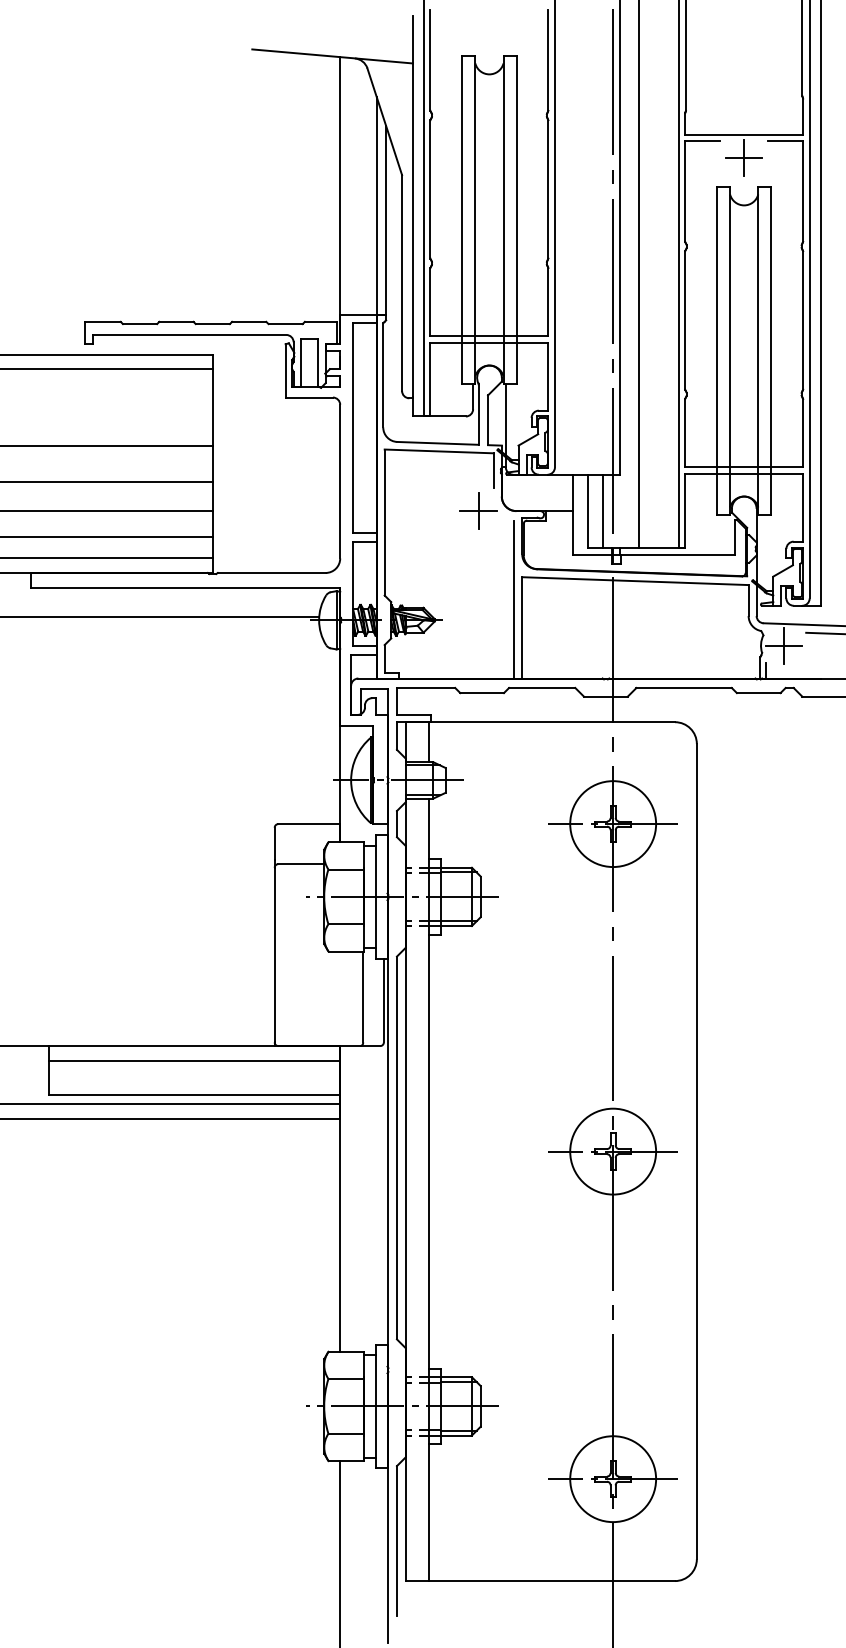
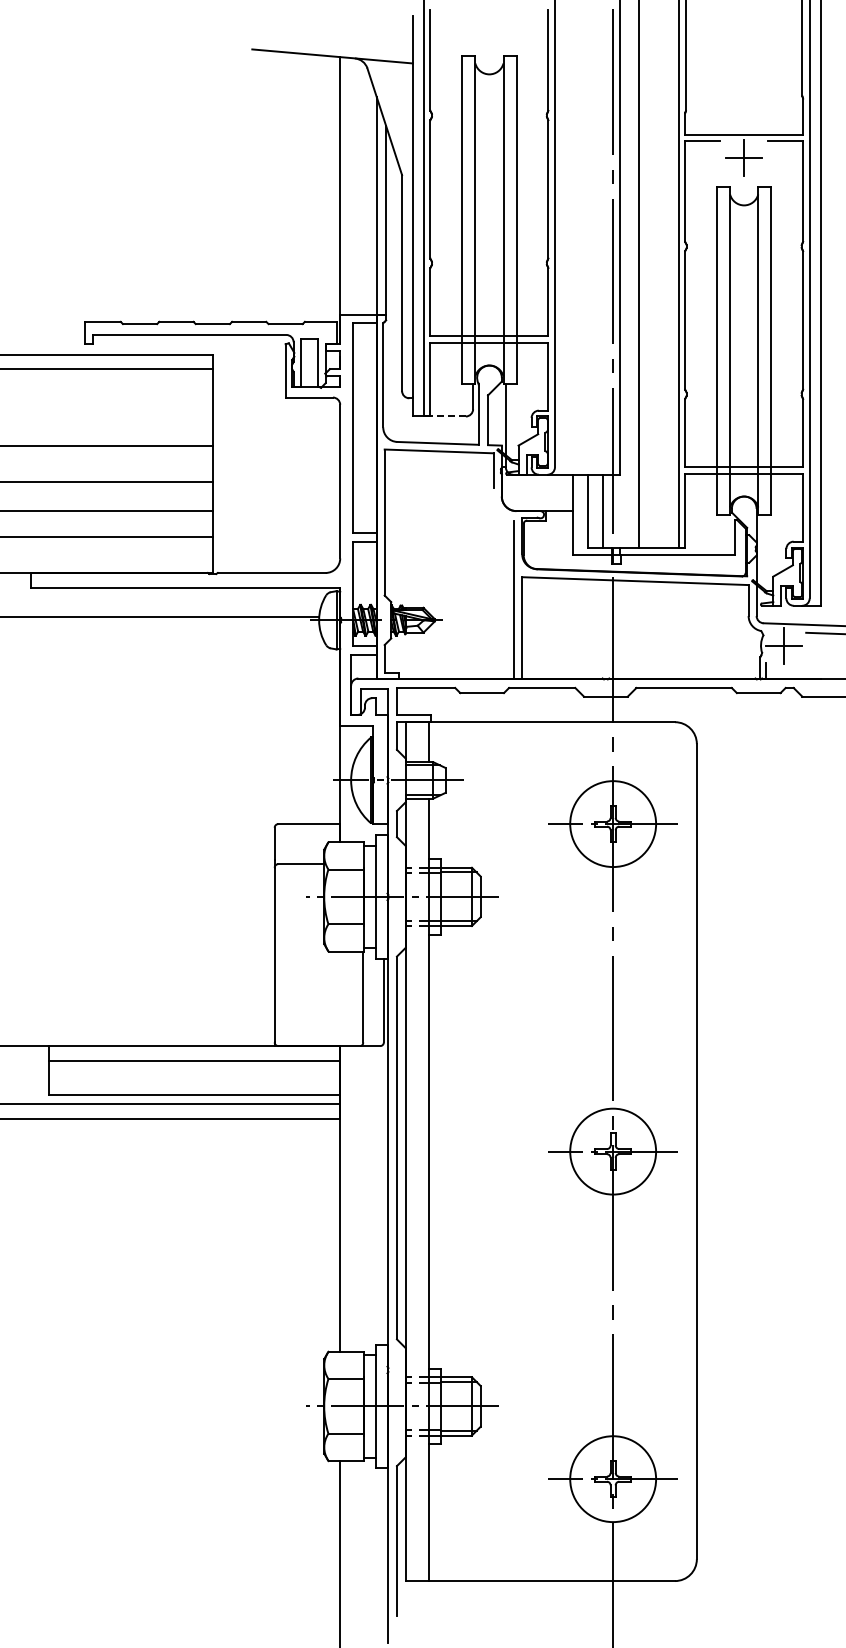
line: solid -> dashed (446, 416)
part: present -> none (478, 510)
line: present -> none (107, 558)
